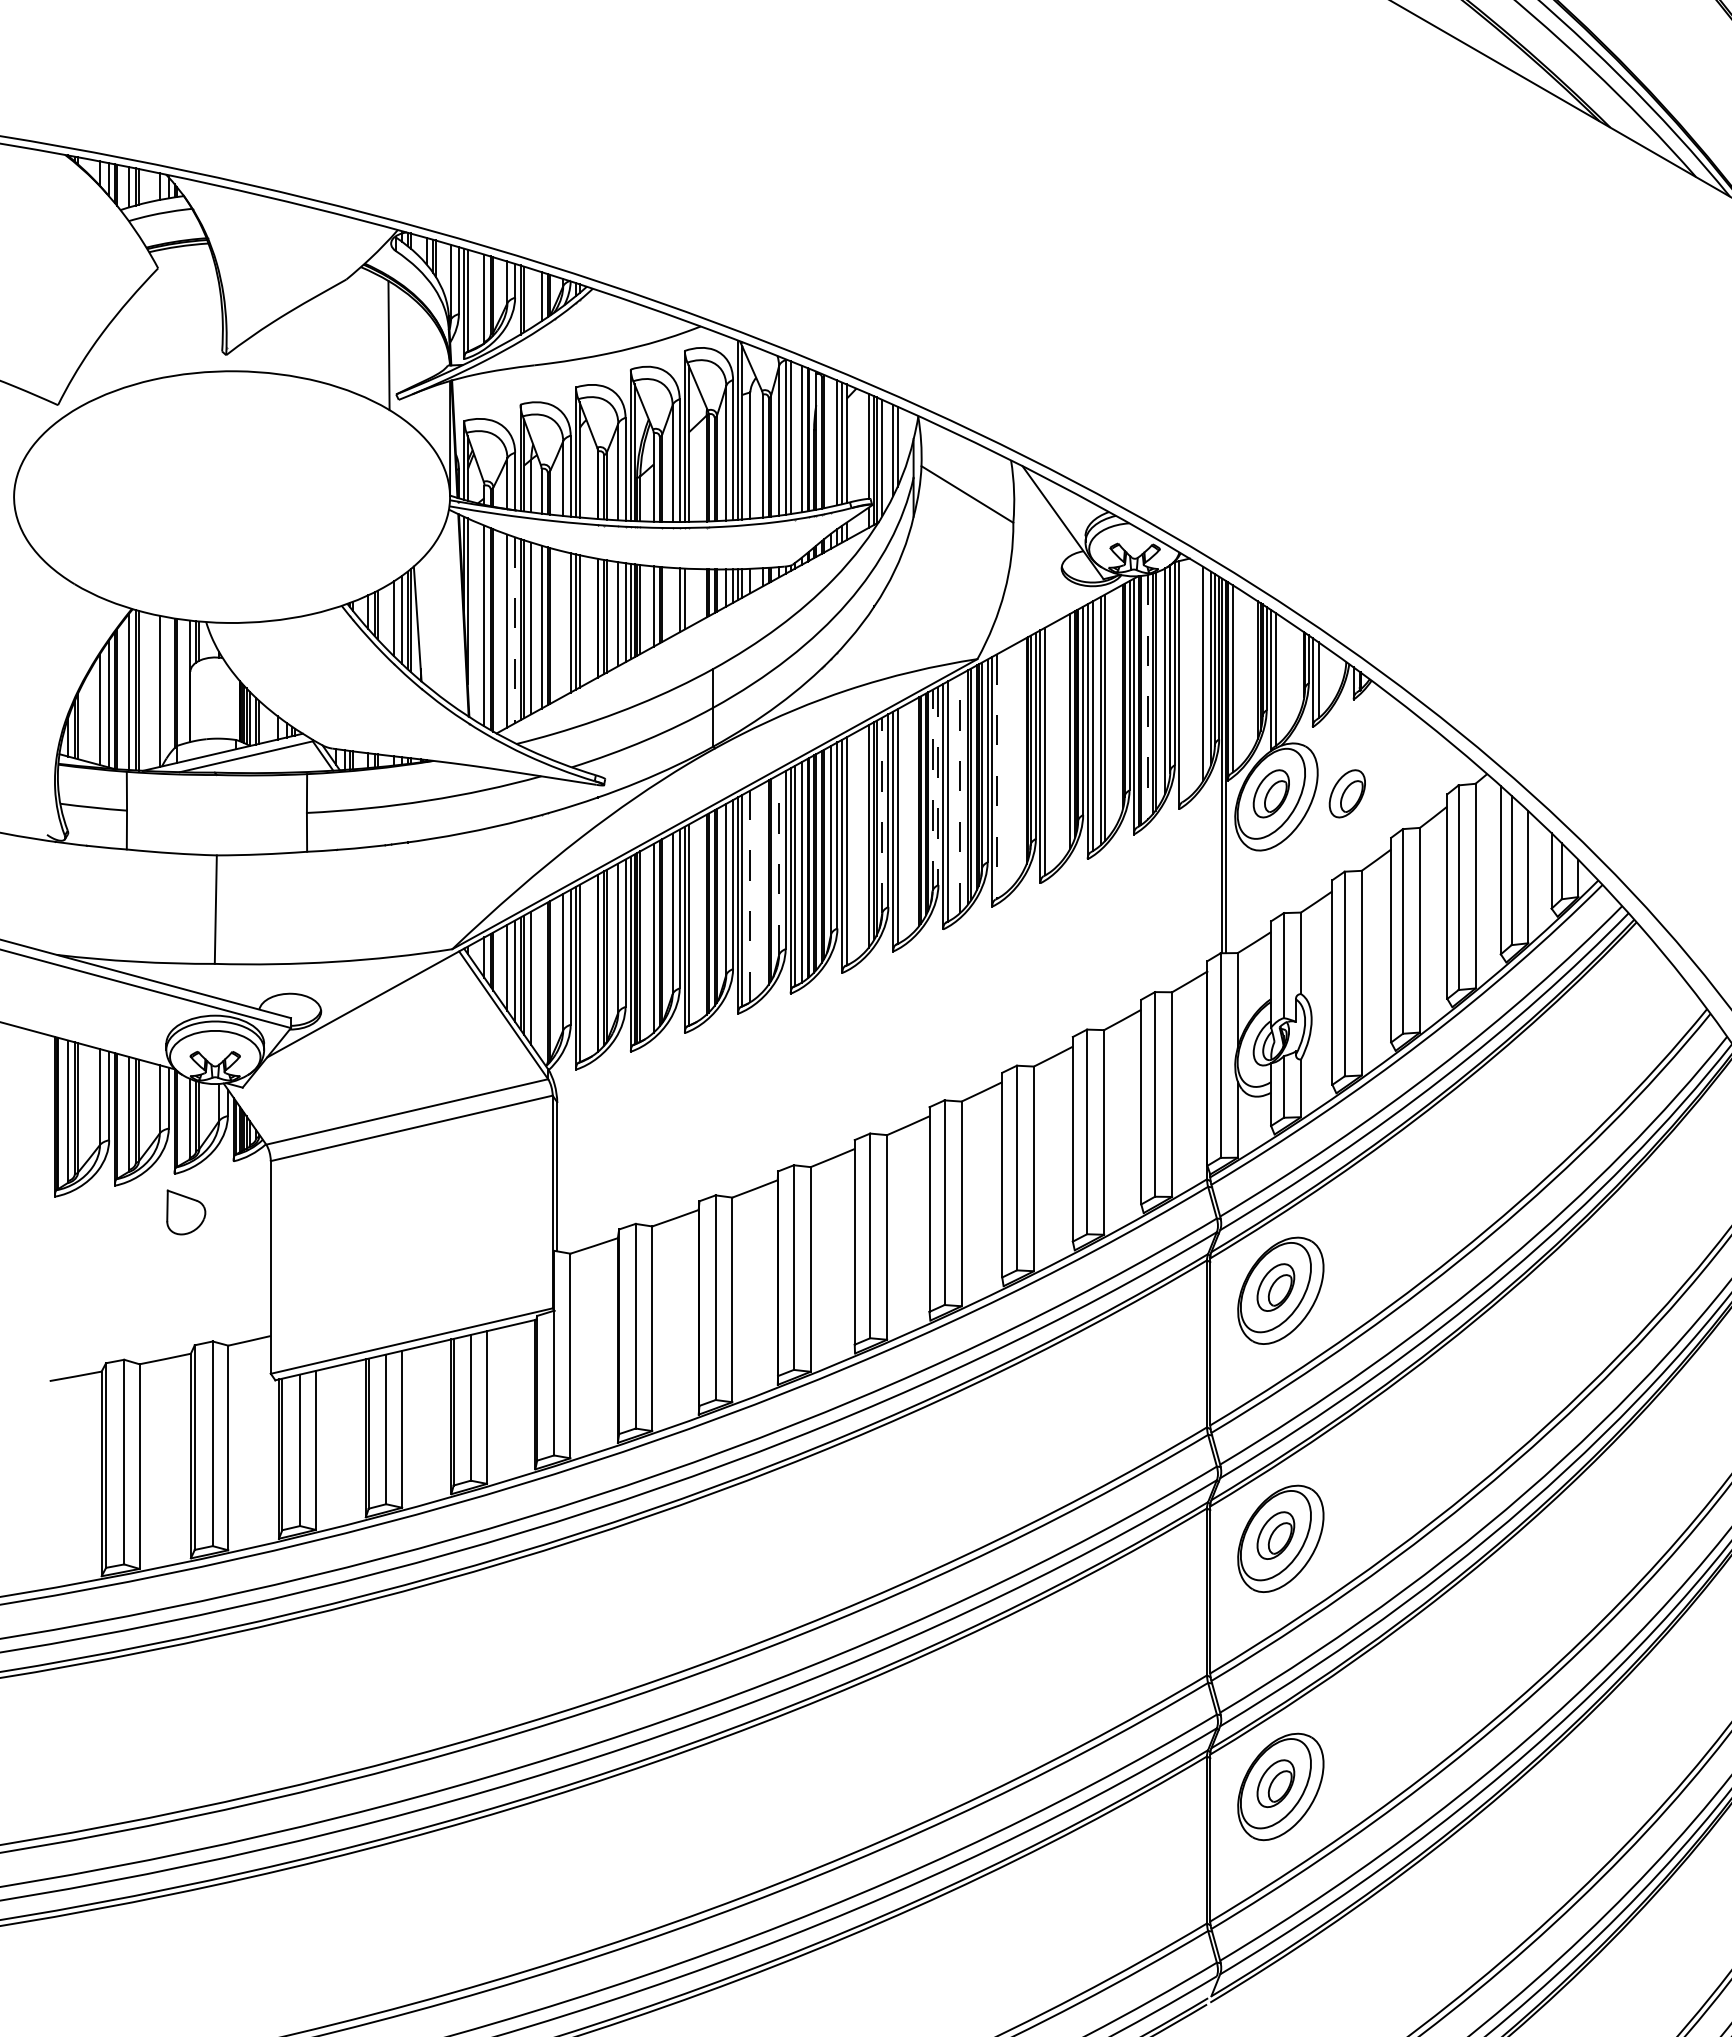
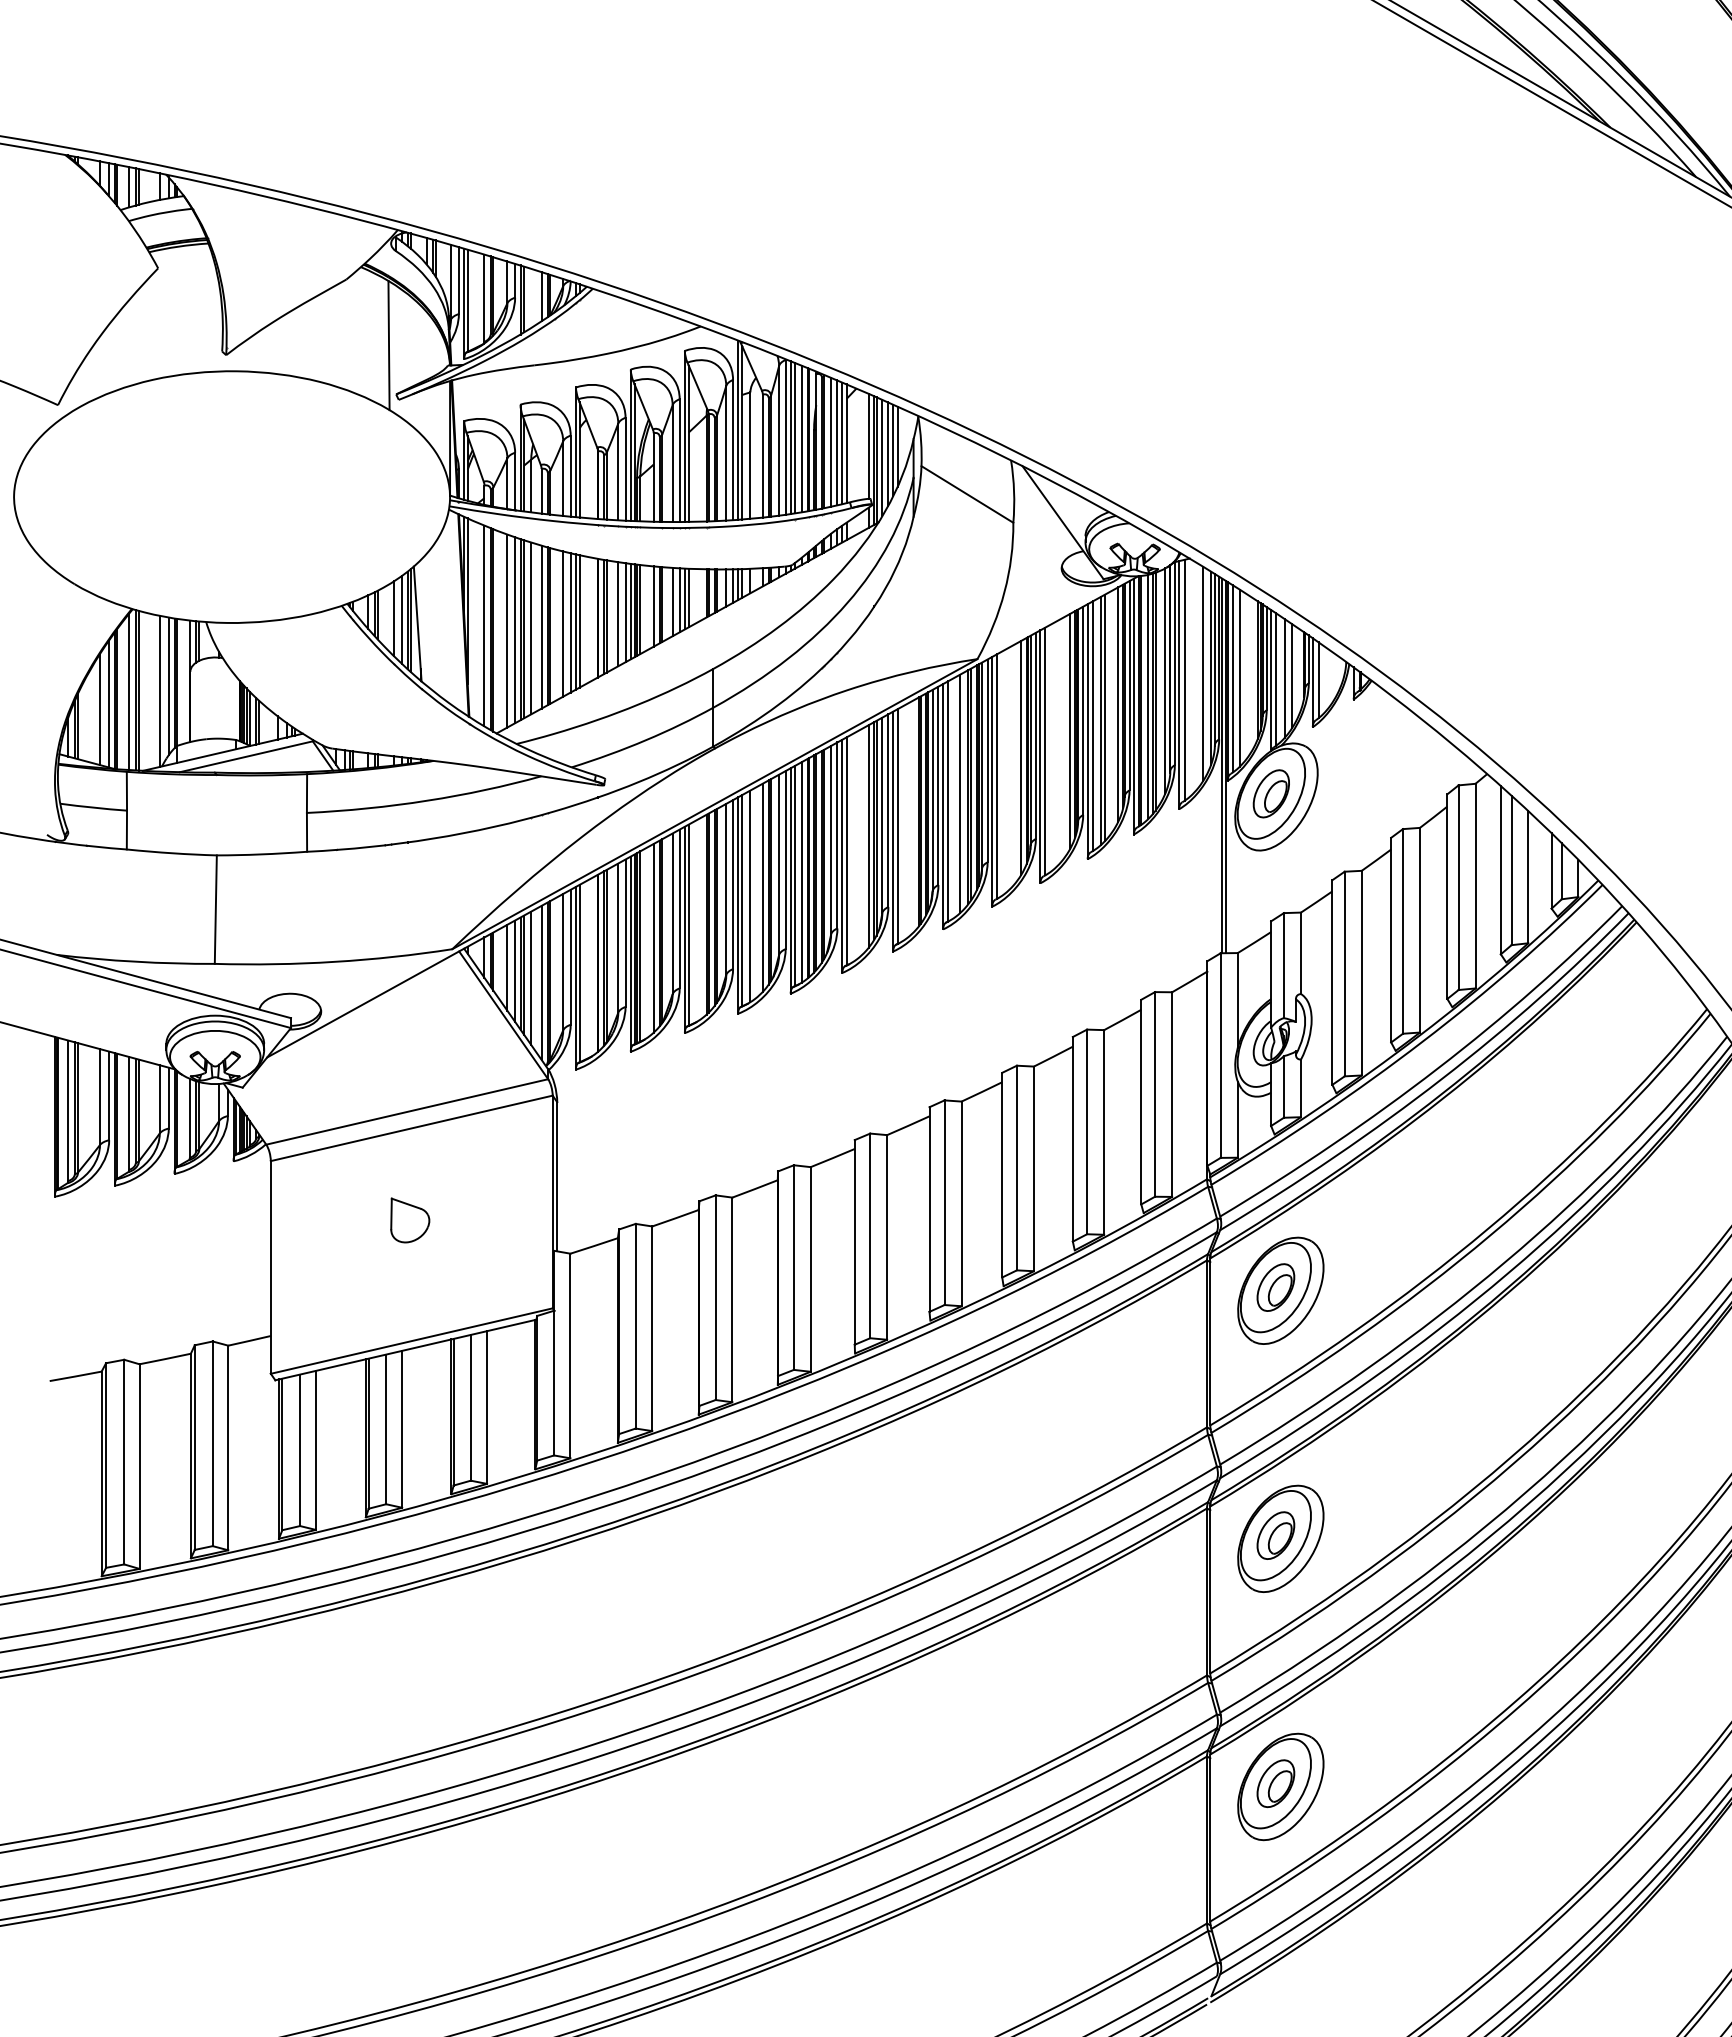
line: none -> present (1552, 103)
line: none -> present (794, 437)
line: none -> present (831, 441)
line: none -> present (888, 453)
line: none -> present (688, 597)
line: none -> present (672, 601)
line: none -> present (563, 623)
line: dashed -> solid (515, 630)
line: none -> present (1292, 675)
line: none -> present (1239, 677)
line: none -> present (1284, 678)
line: none -> present (1184, 679)
line: none -> present (168, 686)
line: dashed -> solid (1148, 697)
line: none -> present (1118, 704)
line: none -> present (1021, 757)
line: dashed -> solid (997, 777)
line: dashed -> solid (938, 786)
line: dashed -> solid (932, 790)
line: dashed -> solid (960, 793)
part: present -> none (1346, 793)
line: dashed -> solid (882, 815)
line: dashed -> solid (779, 864)
line: none -> present (762, 887)
line: dashed -> solid (750, 896)
line: none -> present (541, 982)
part position: (186, 1212) -> (410, 1220) (410, 1220)
